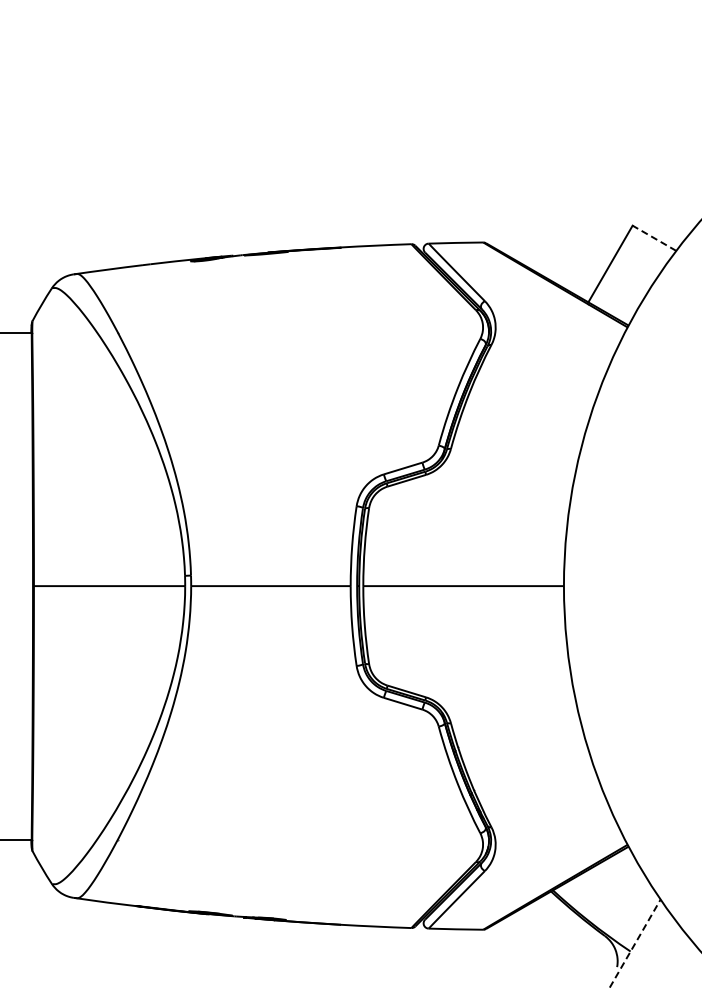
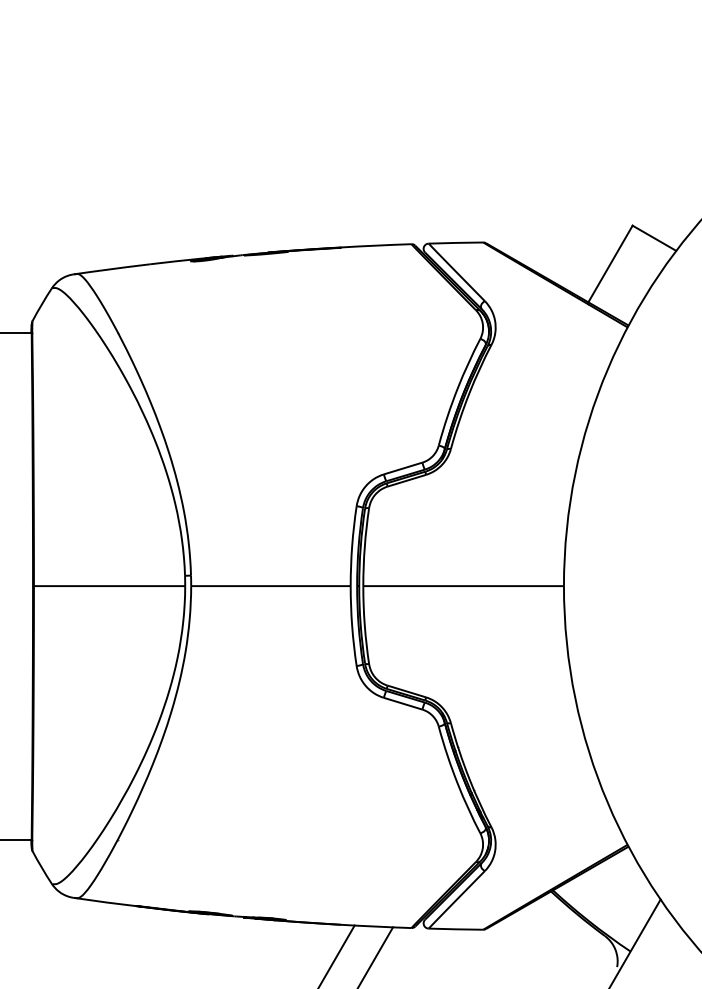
line: dashed -> solid (654, 238)
line: dashed -> solid (635, 943)
line: none -> present (336, 955)
line: none -> present (376, 956)
